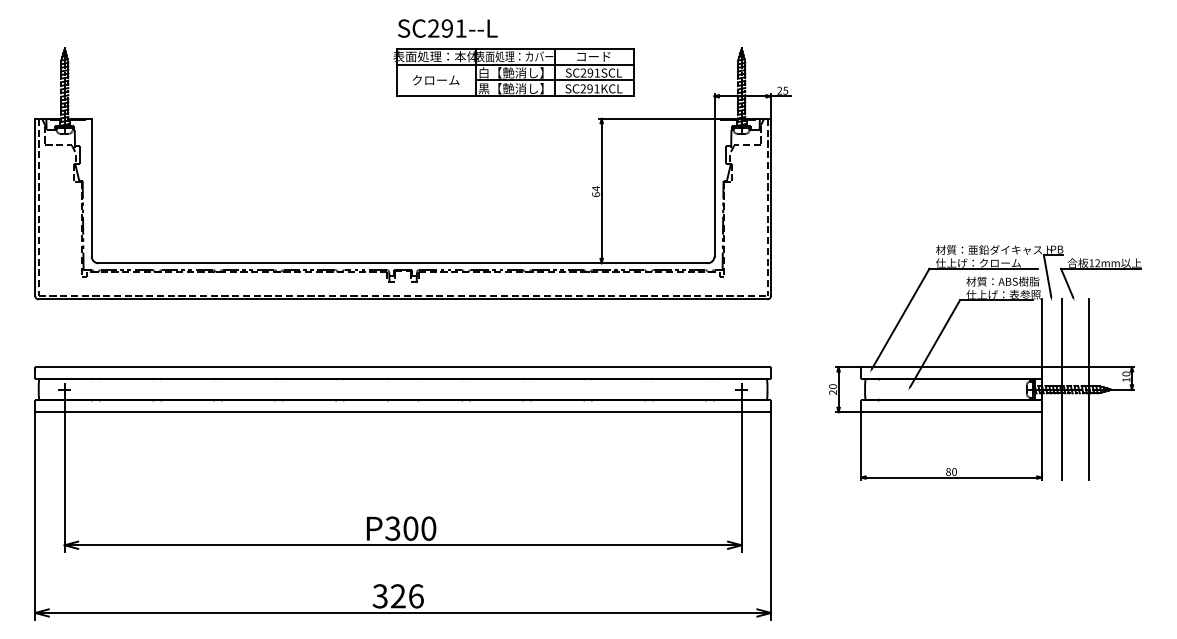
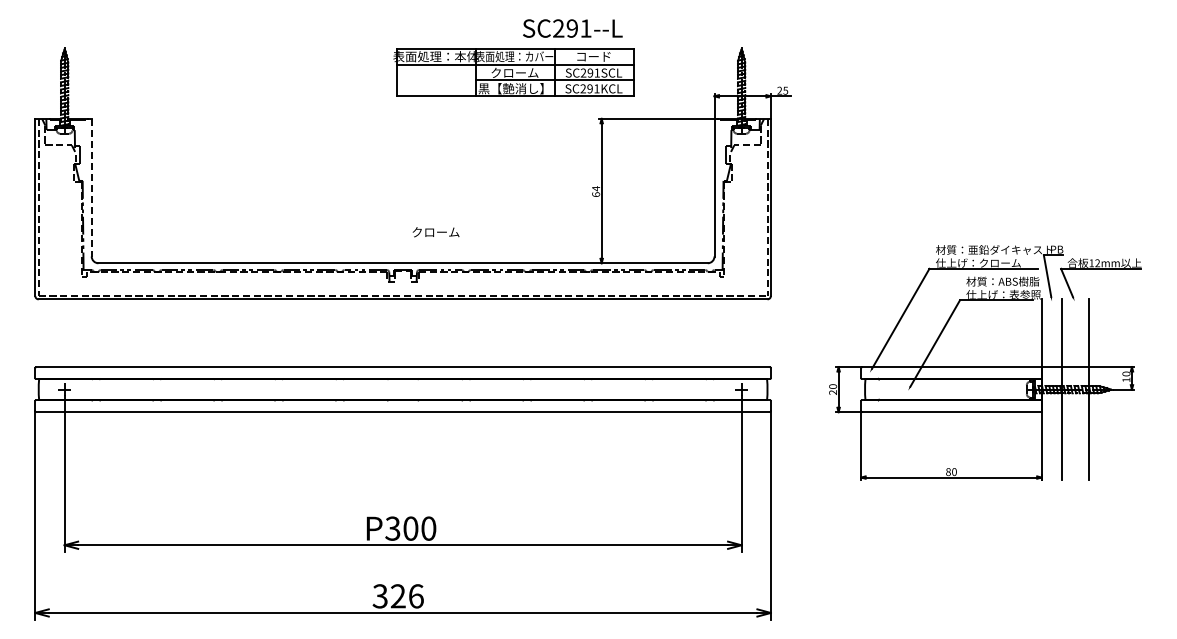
text position: (447, 28) -> (572, 28) (572, 28)
text: 白【艶消し】 -> クローム (511, 72)
text position: (435, 80) -> (435, 232) (435, 232)
line: solid -> dashed (91, 187)
